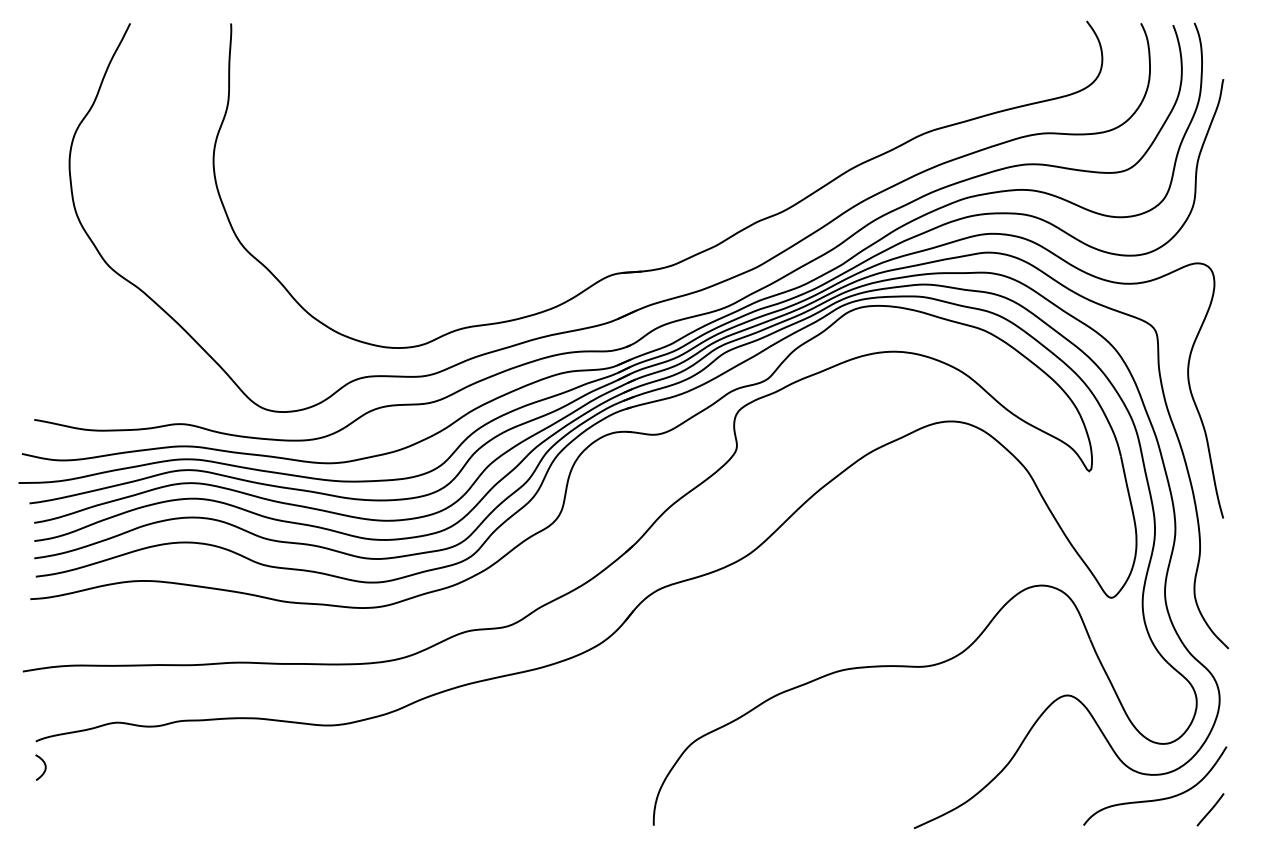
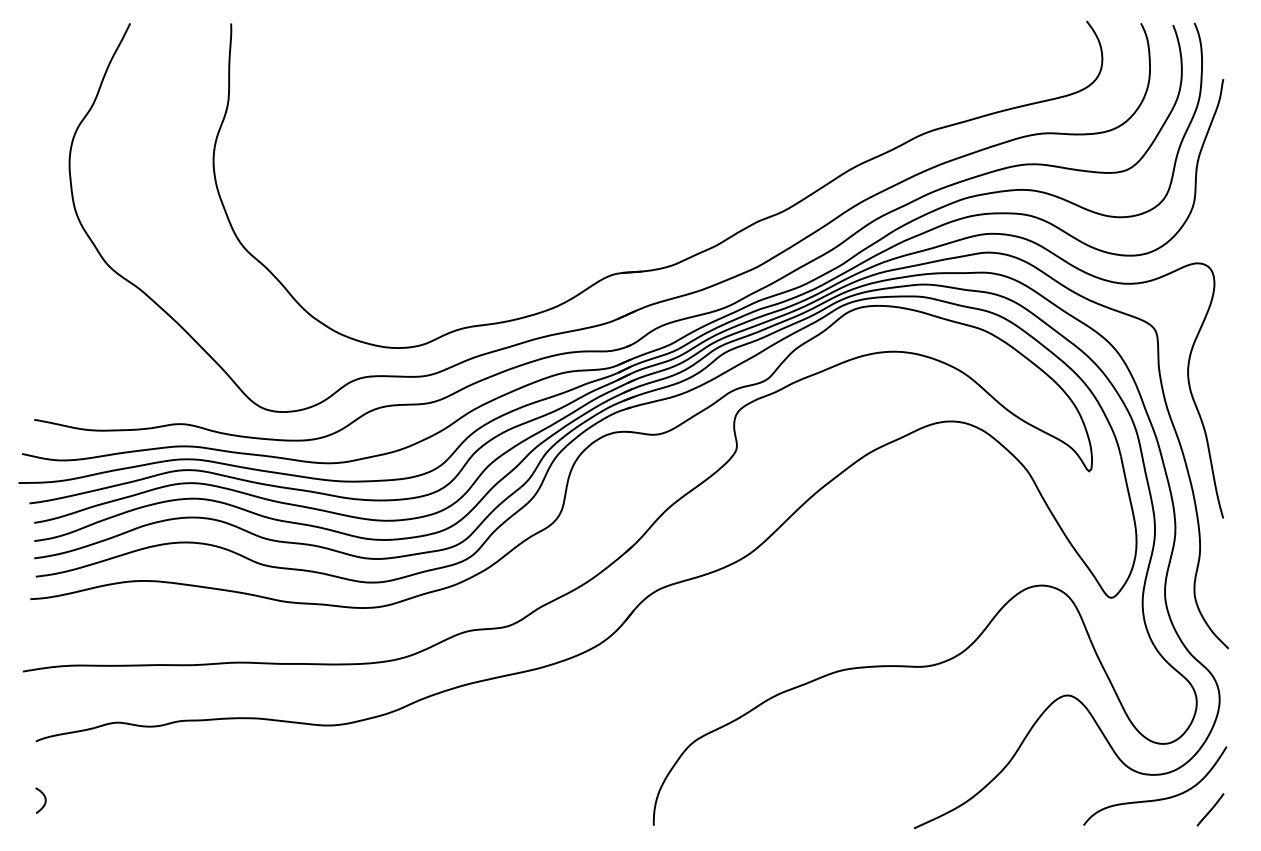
curve position: (44, 767) -> (44, 800) (44, 800)
